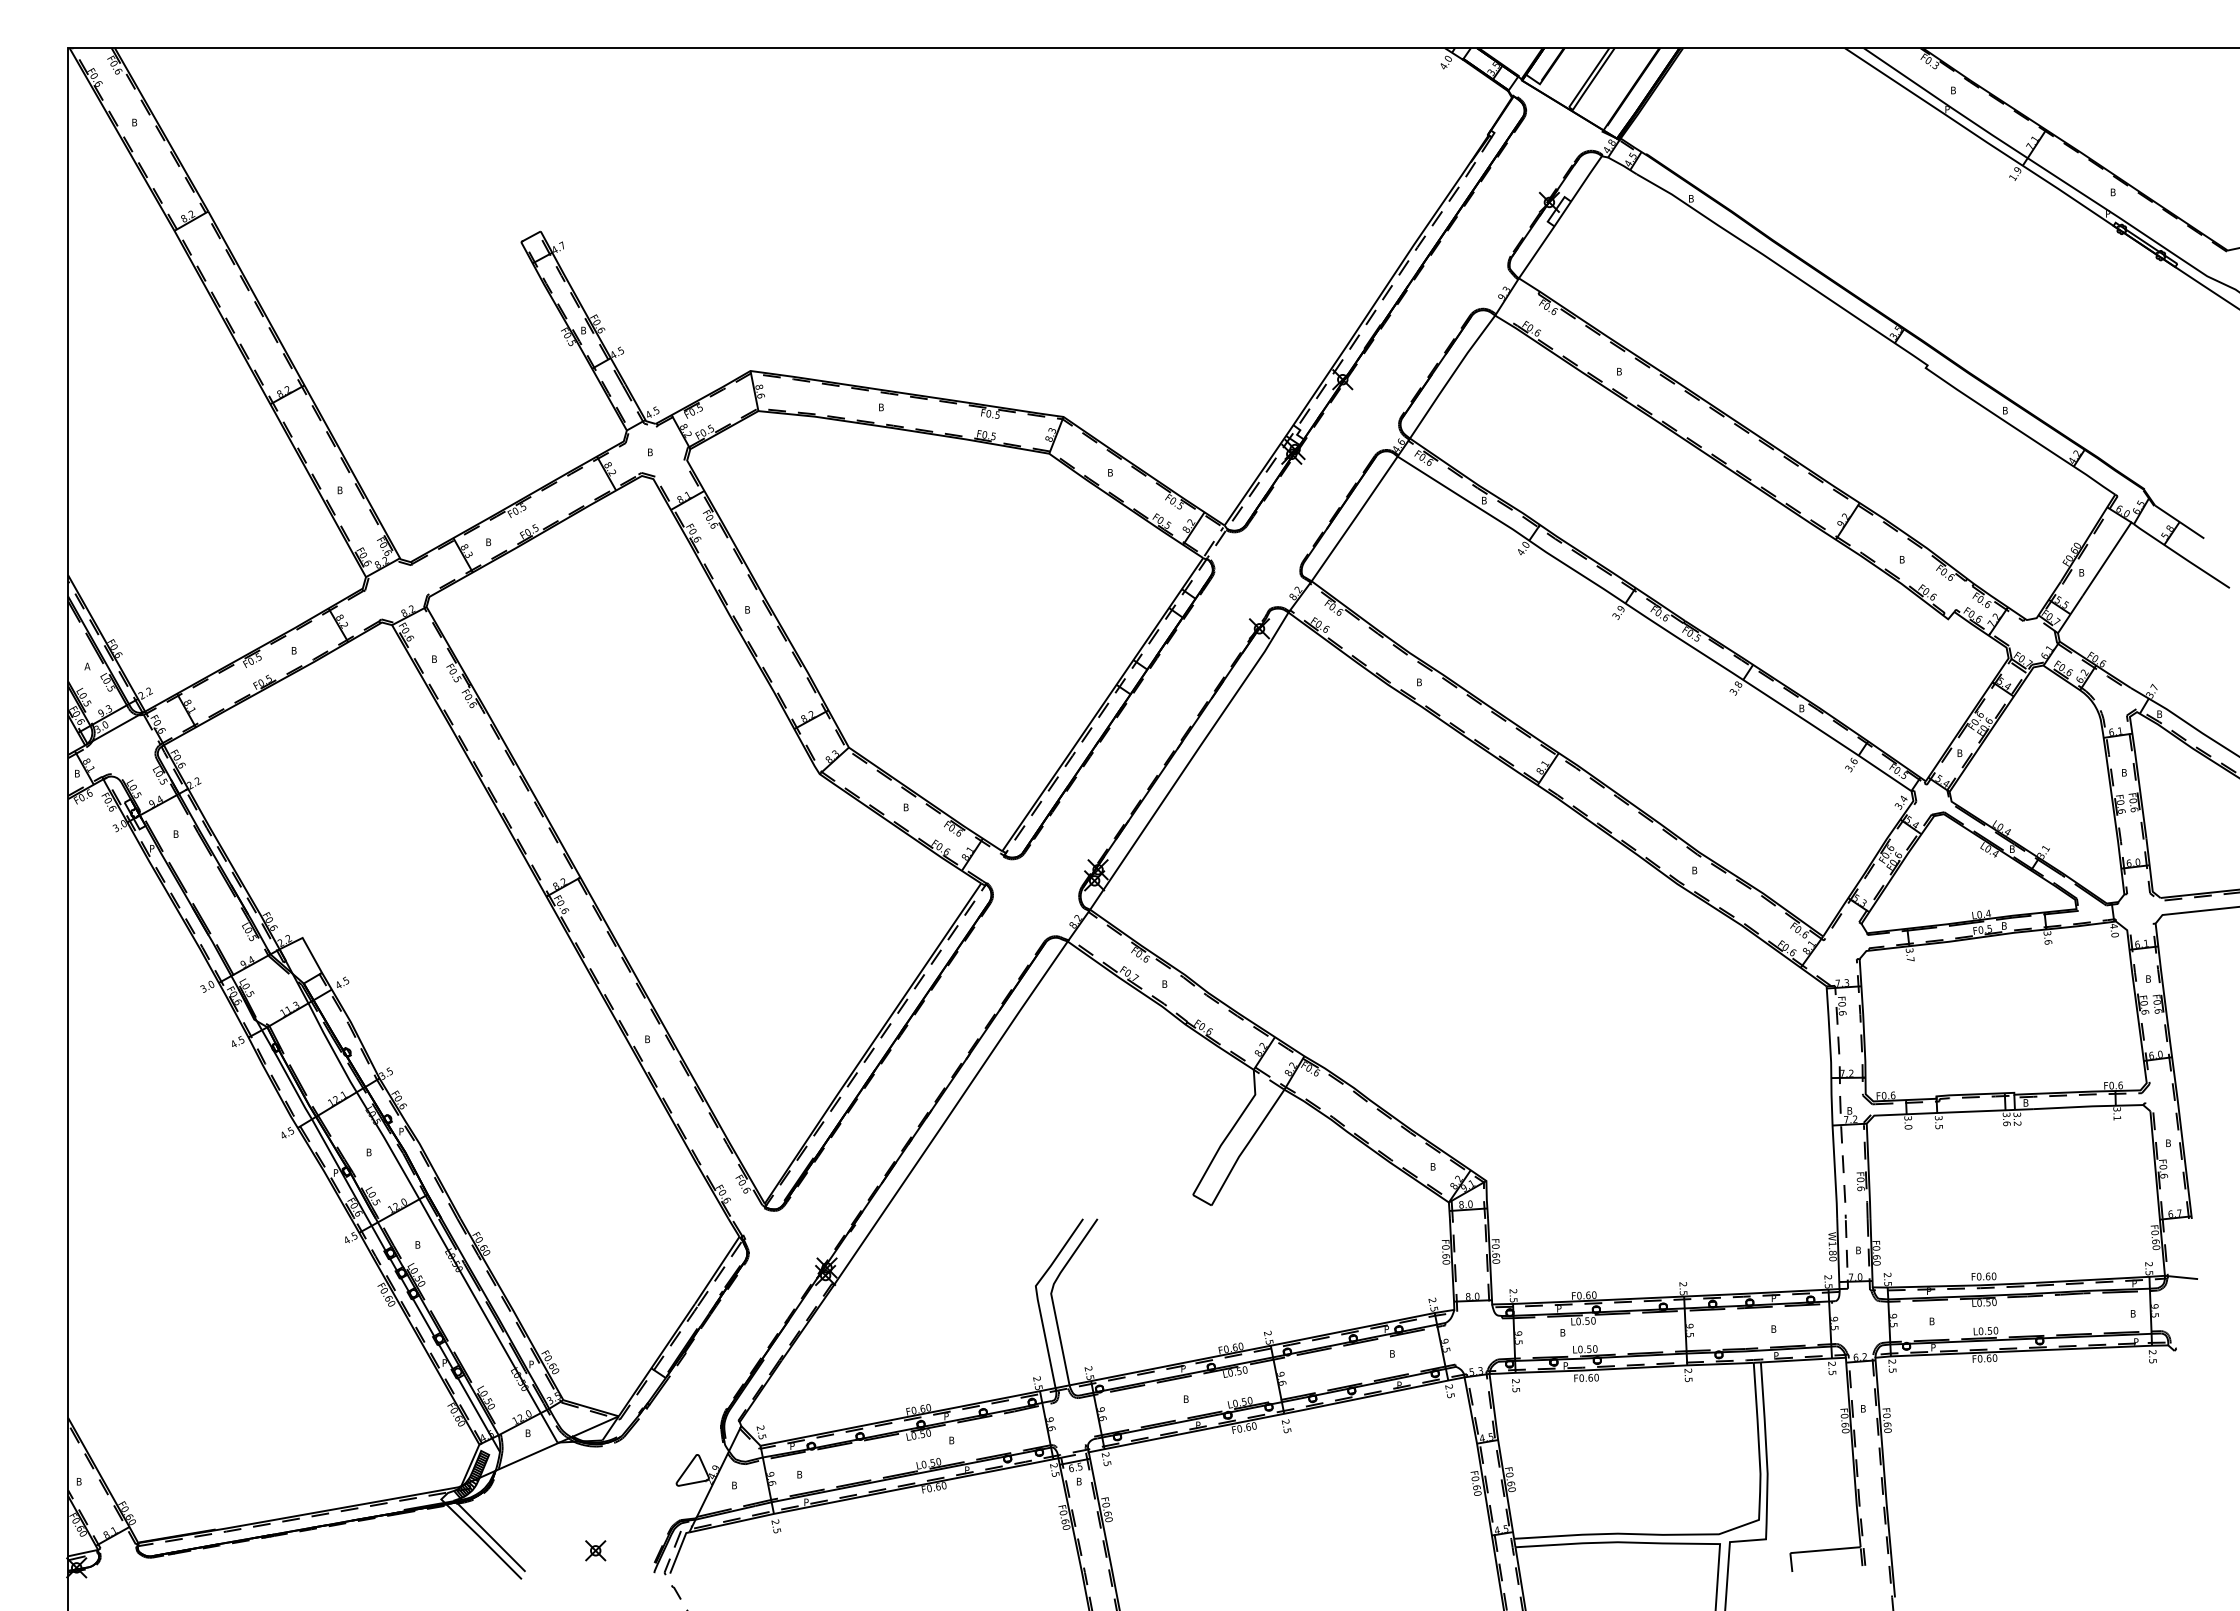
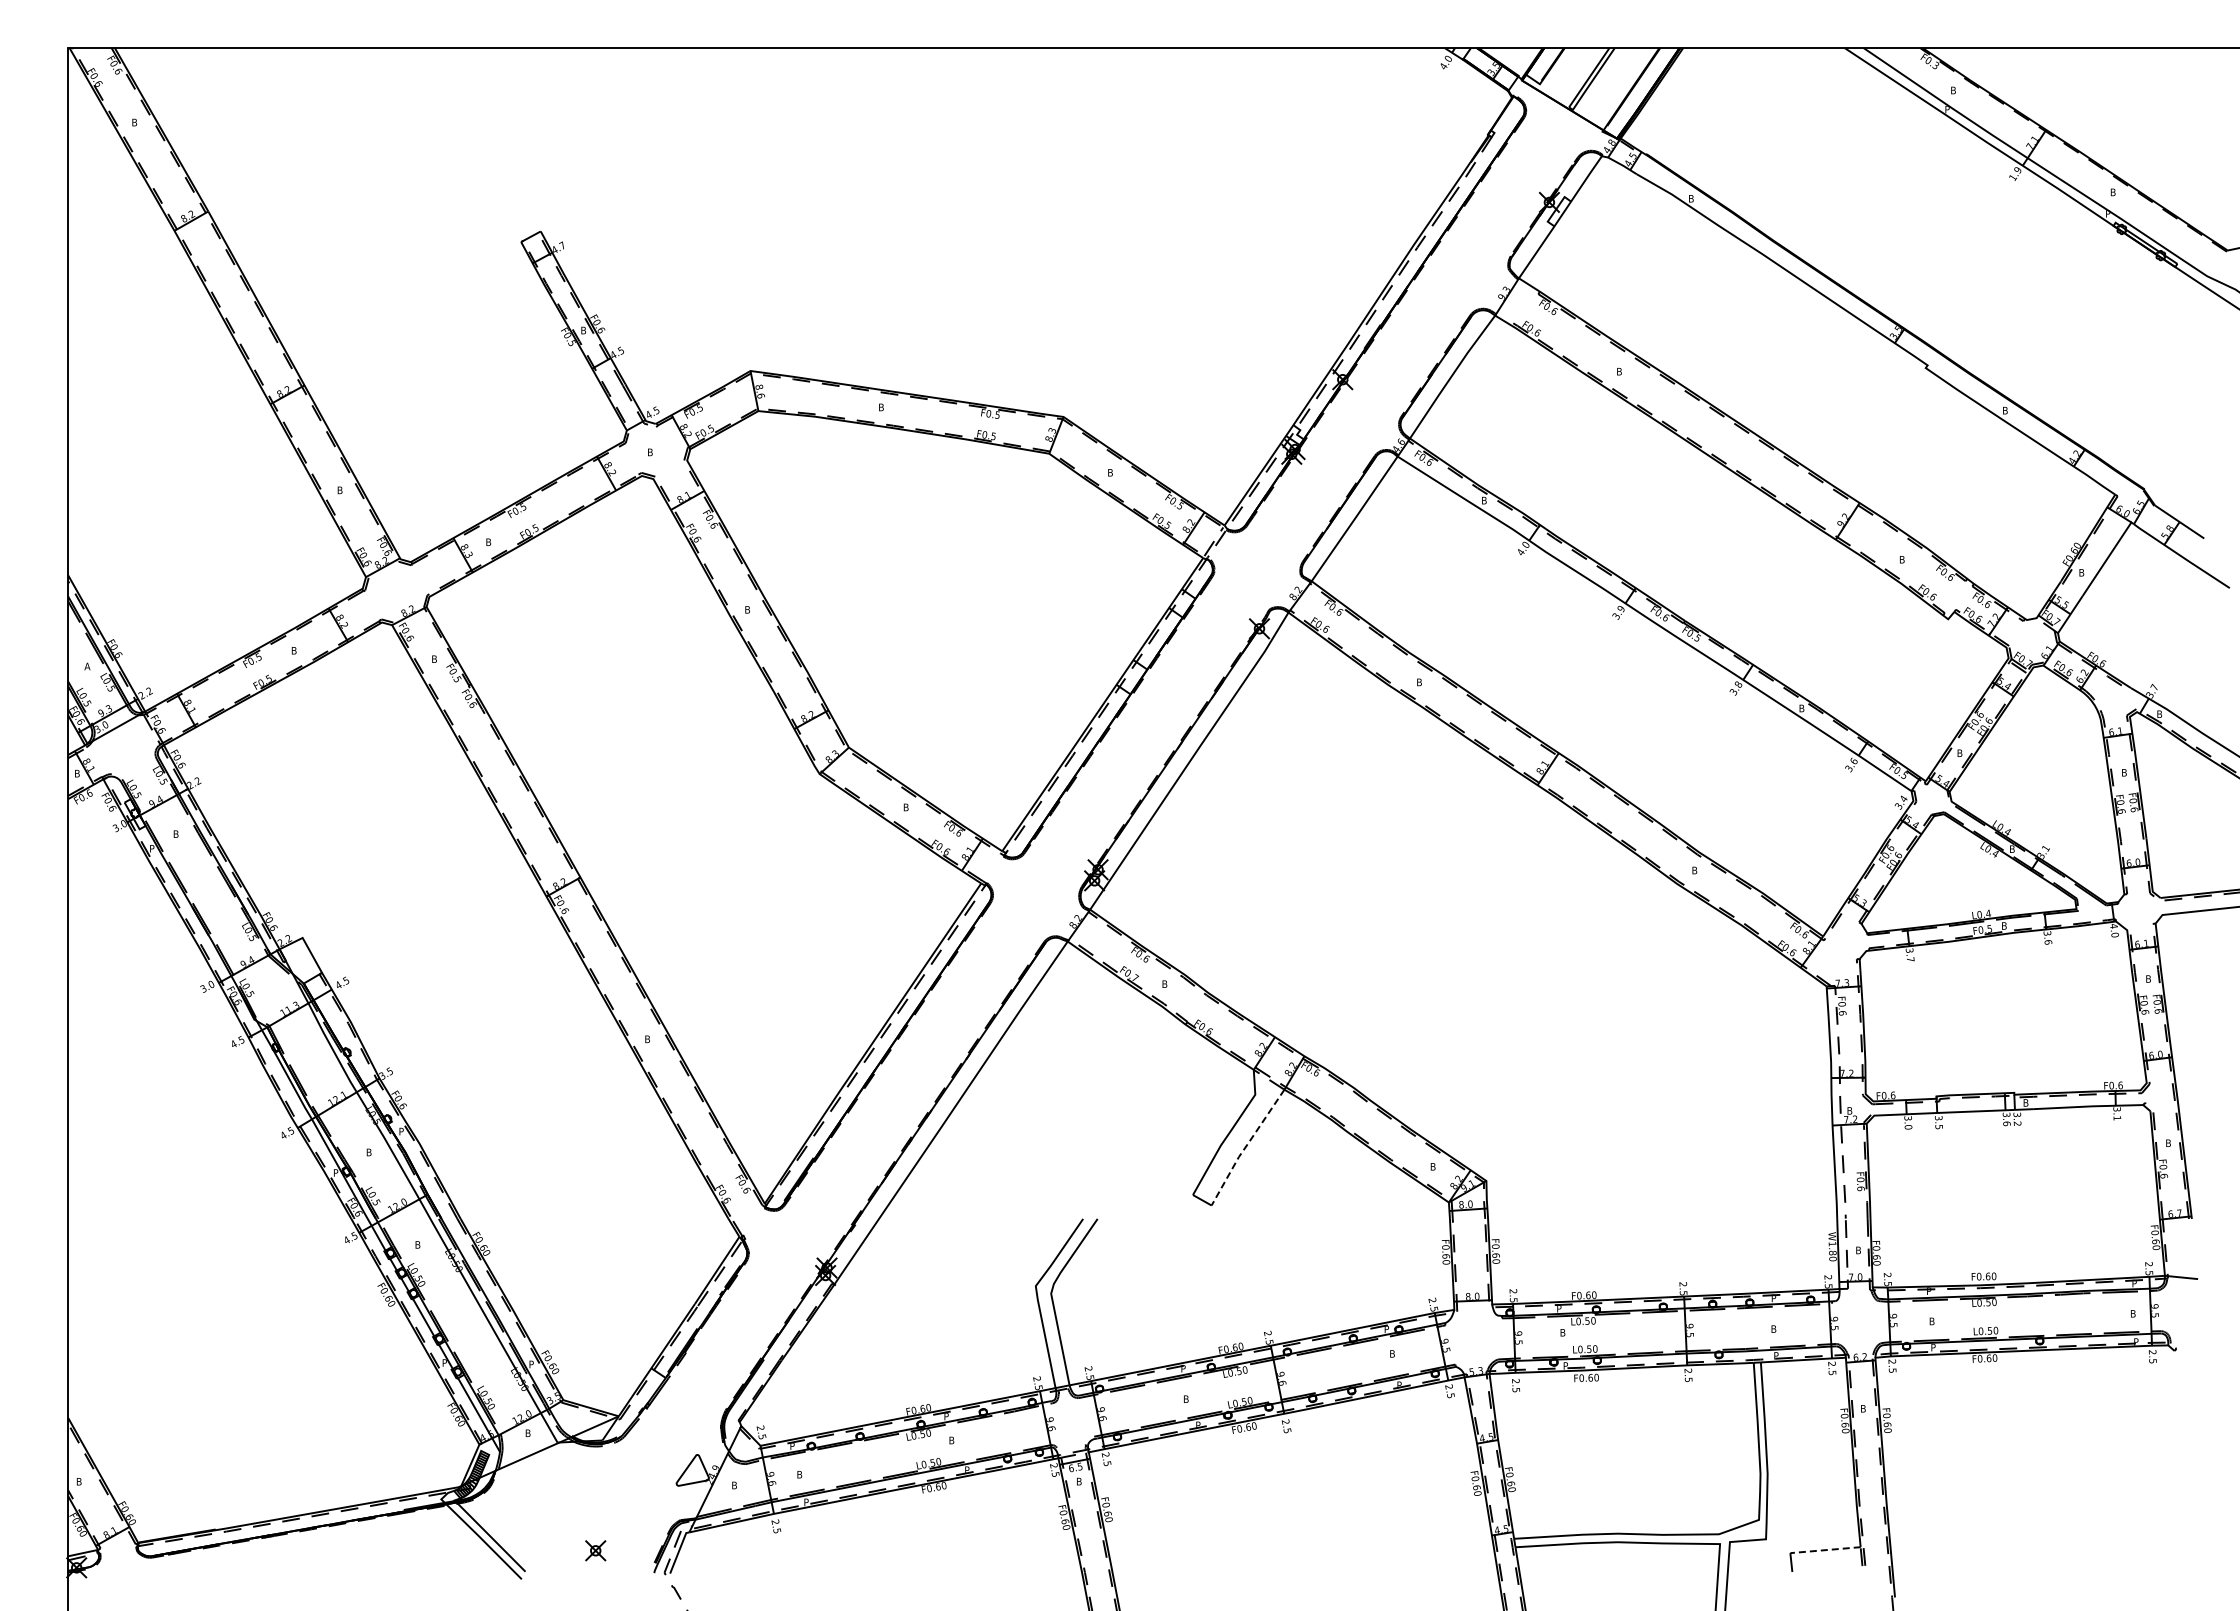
line: solid -> dashed (1246, 1146)
line: solid -> dashed (1825, 1550)
